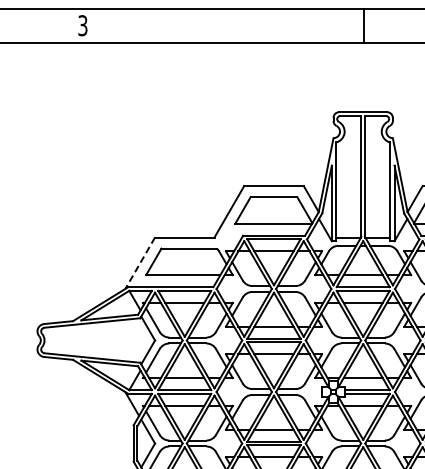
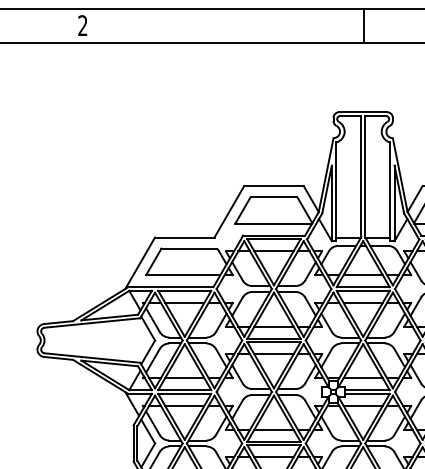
text: 3 -> 2 (82, 25)
line: dashed -> solid (140, 263)
